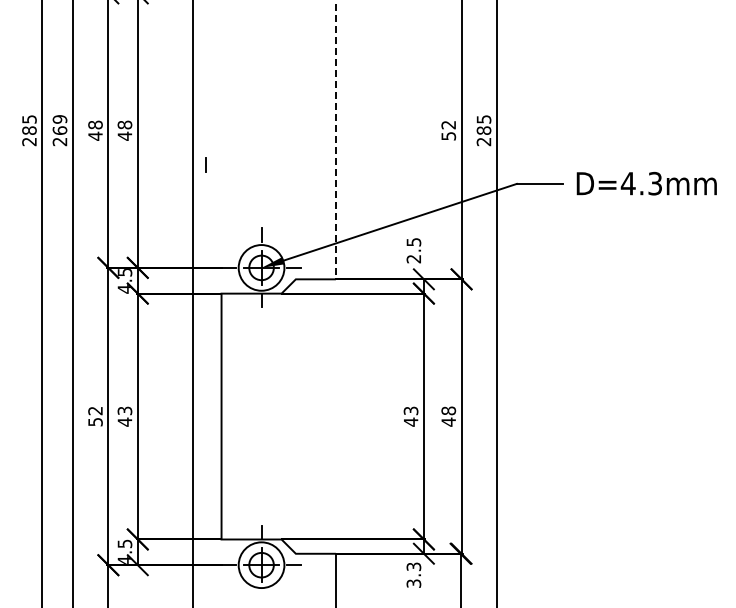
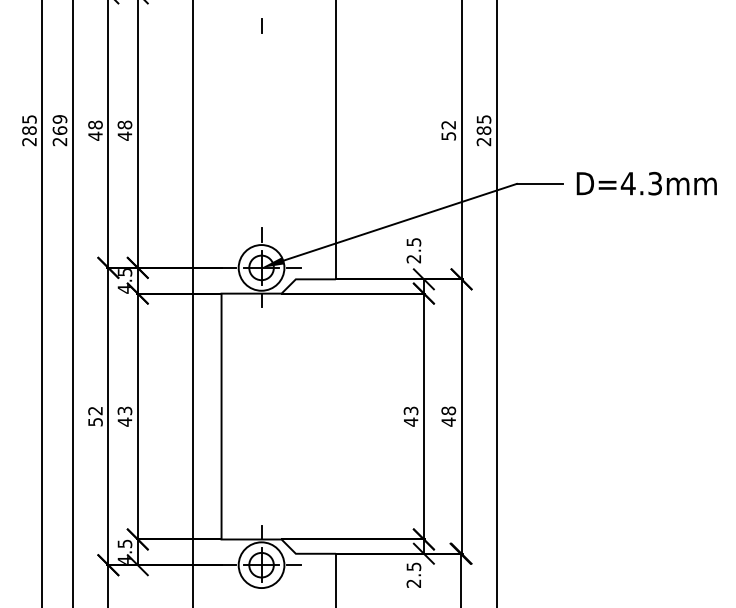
line: dashed -> solid (335, 140)
line position: (205, 164) -> (261, 25) (261, 25)
text: 3.3 -> 2.5 (413, 574)
